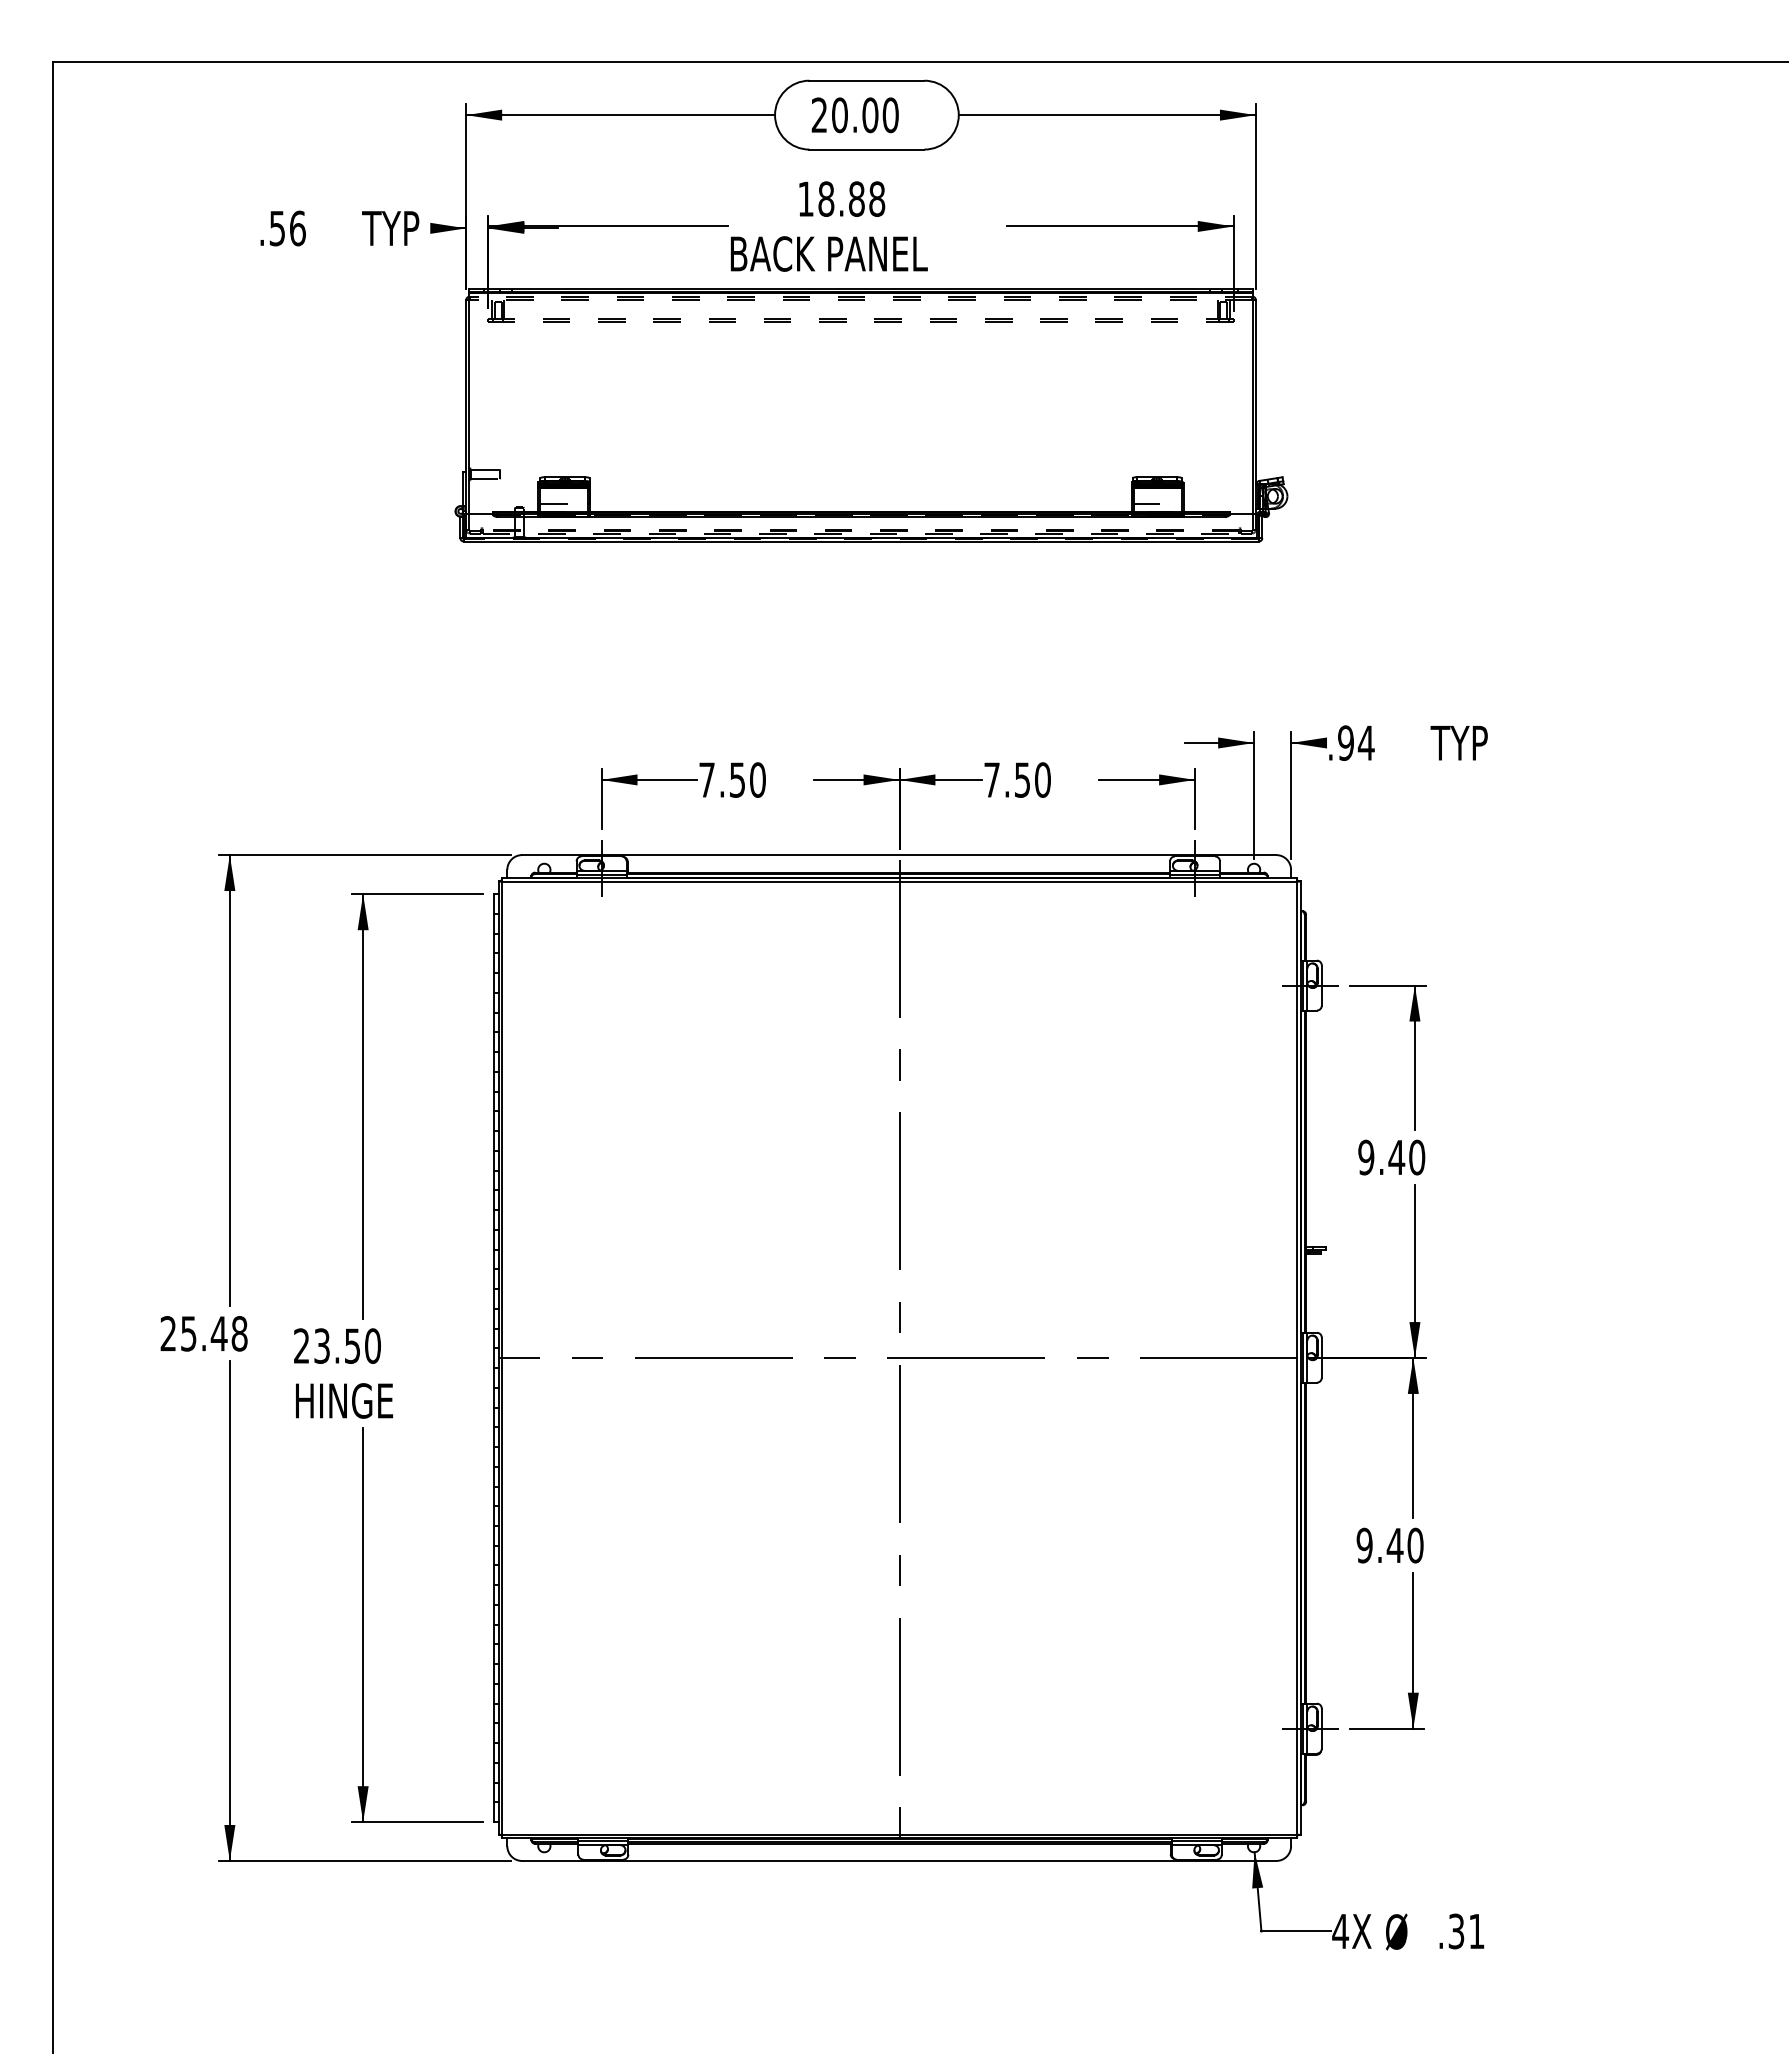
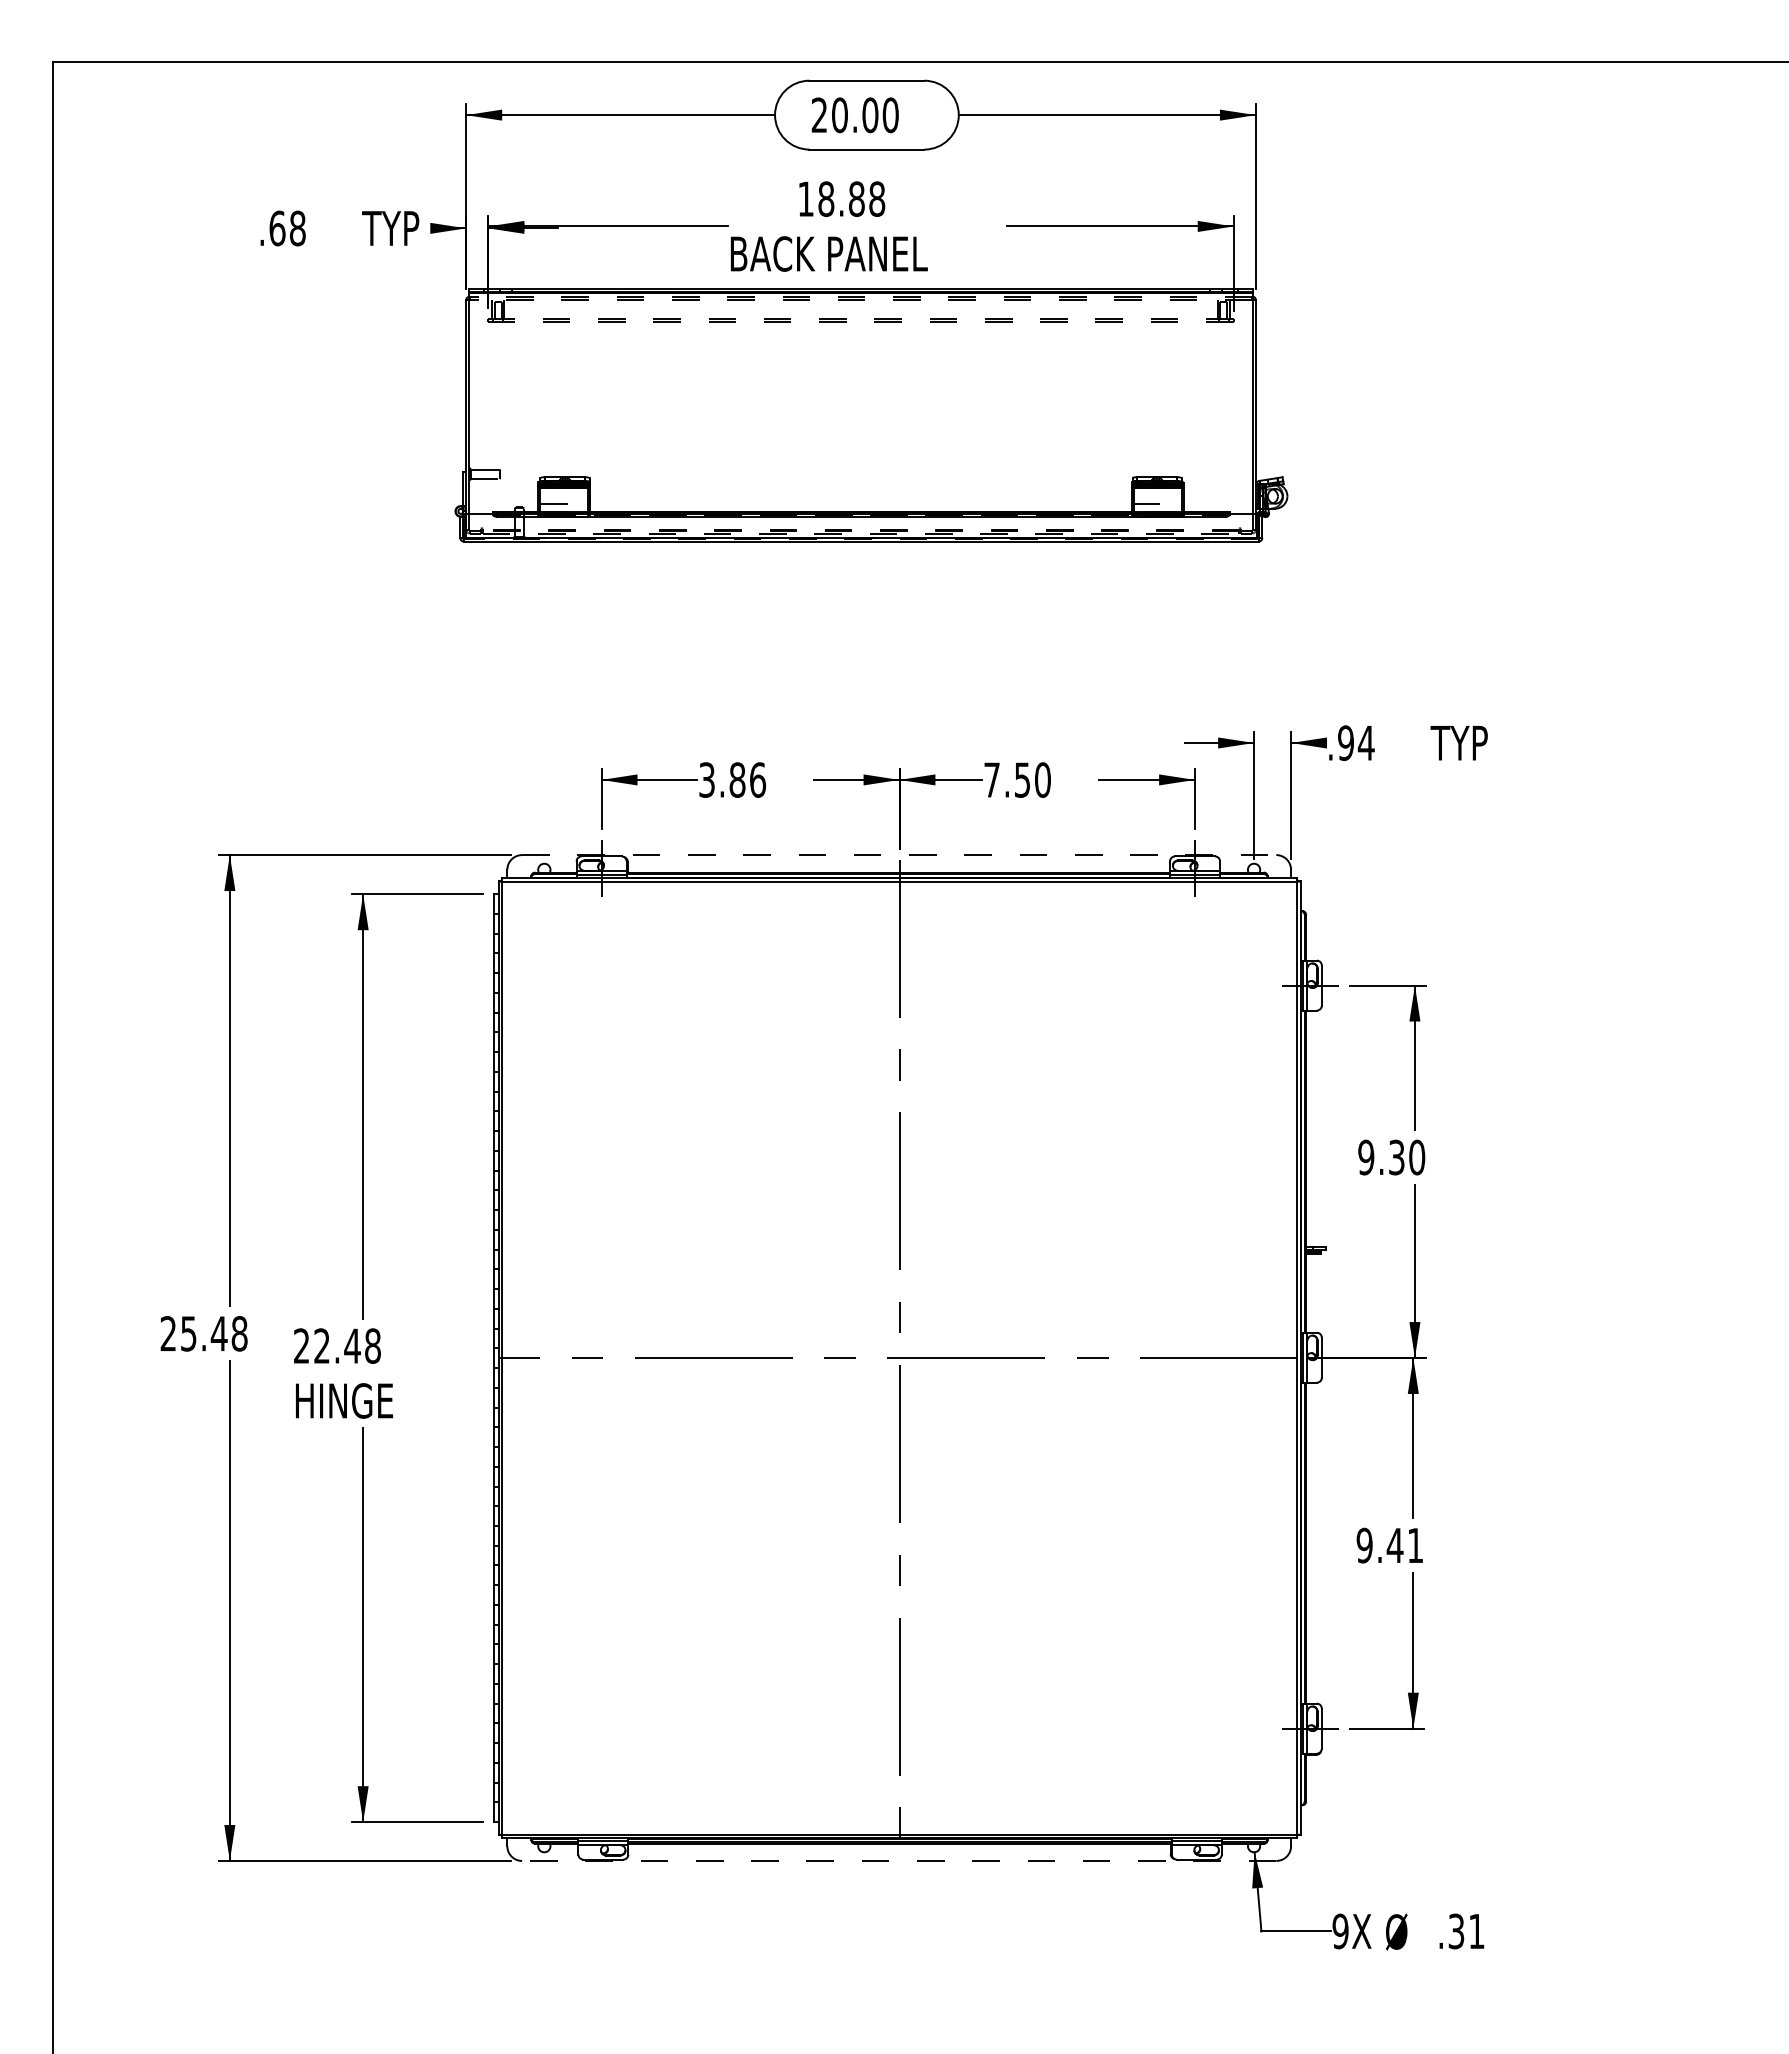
text: .56 -> .68 (287, 228)
text: 7.50 -> 3.86 (732, 779)
line: solid -> dashed (899, 855)
text: 9.40 -> 9.30 (1396, 1157)
text: 23.50 -> 22.48 (347, 1345)
text: 9.40 -> 9.41 (1415, 1545)
line: solid -> dashed (898, 1860)
text: 4X -> 9X (1340, 1931)
